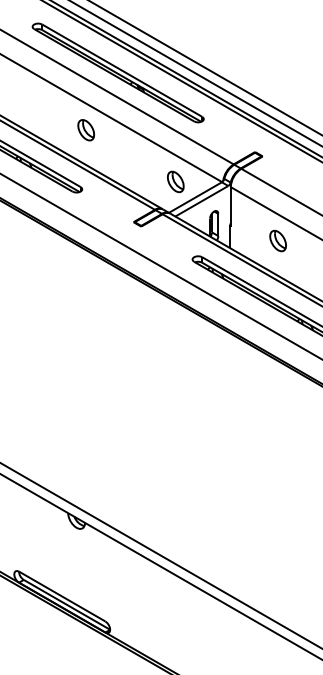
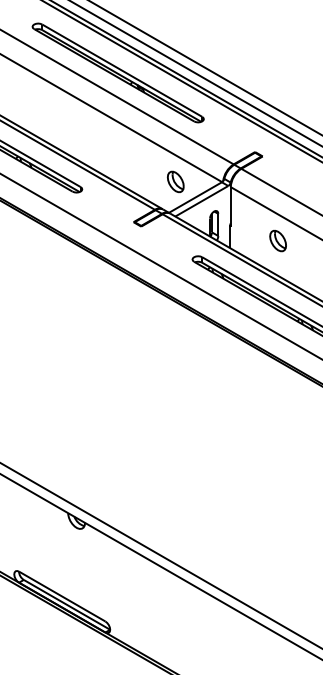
part: present -> none (85, 130)
